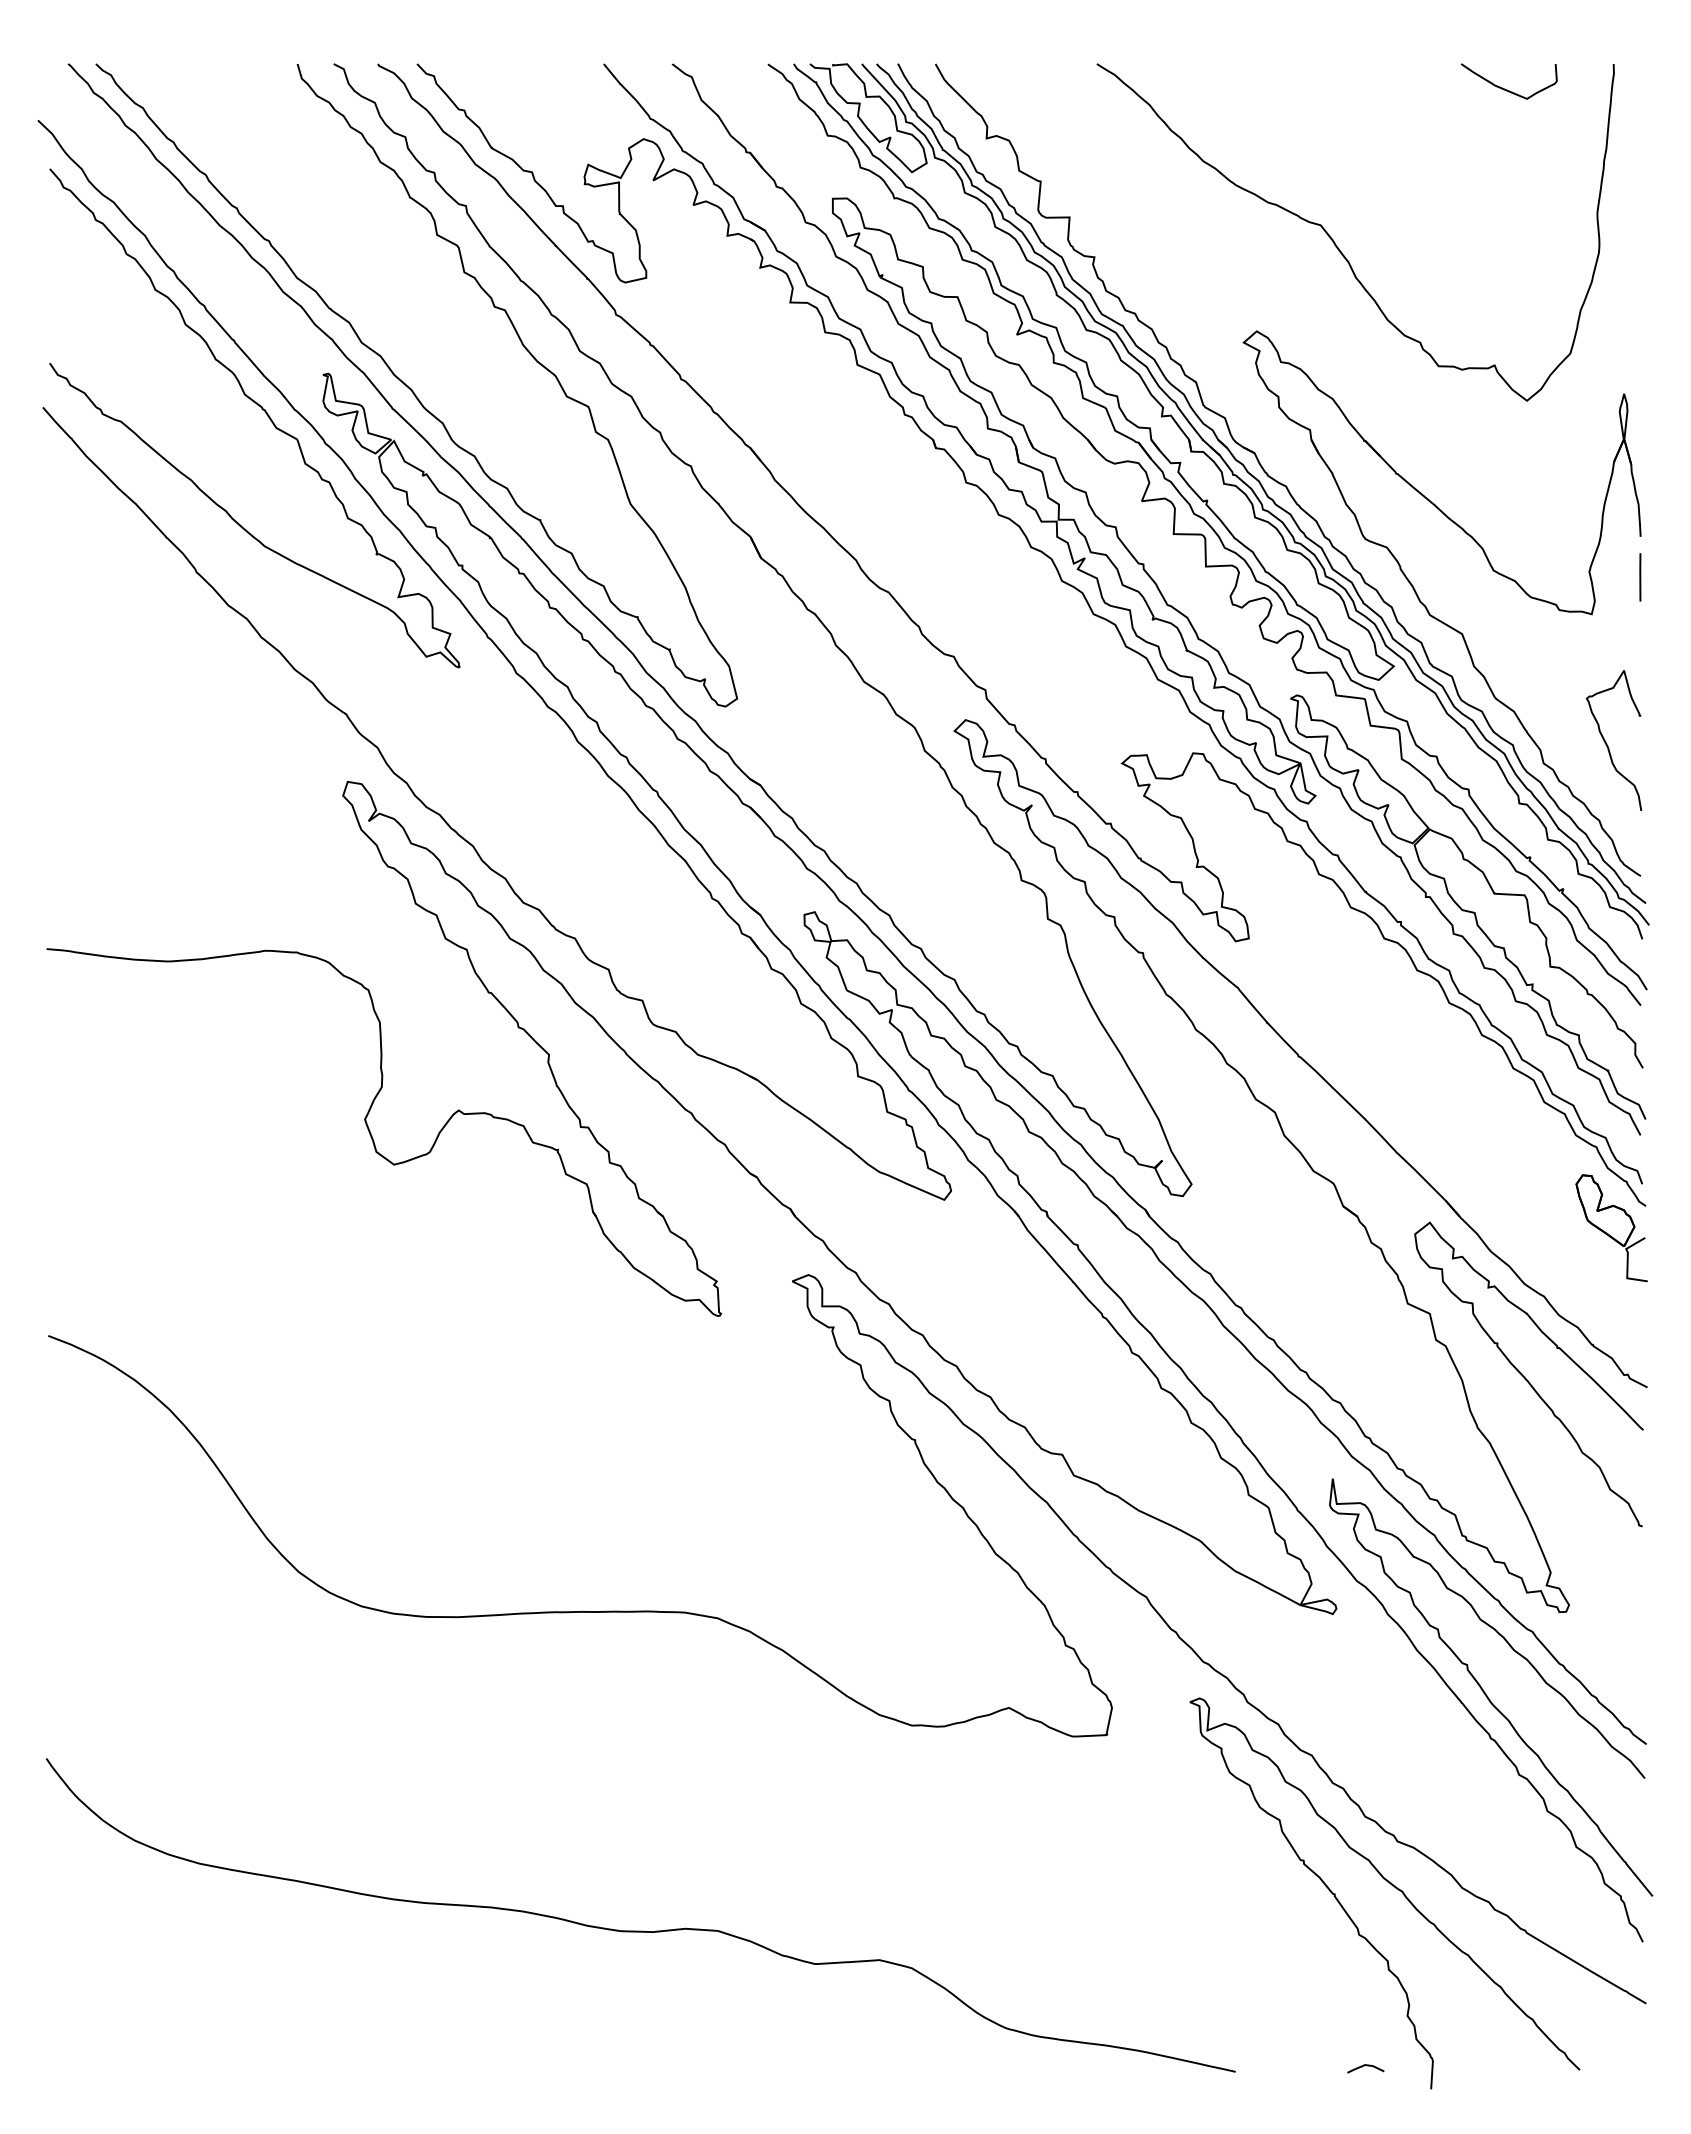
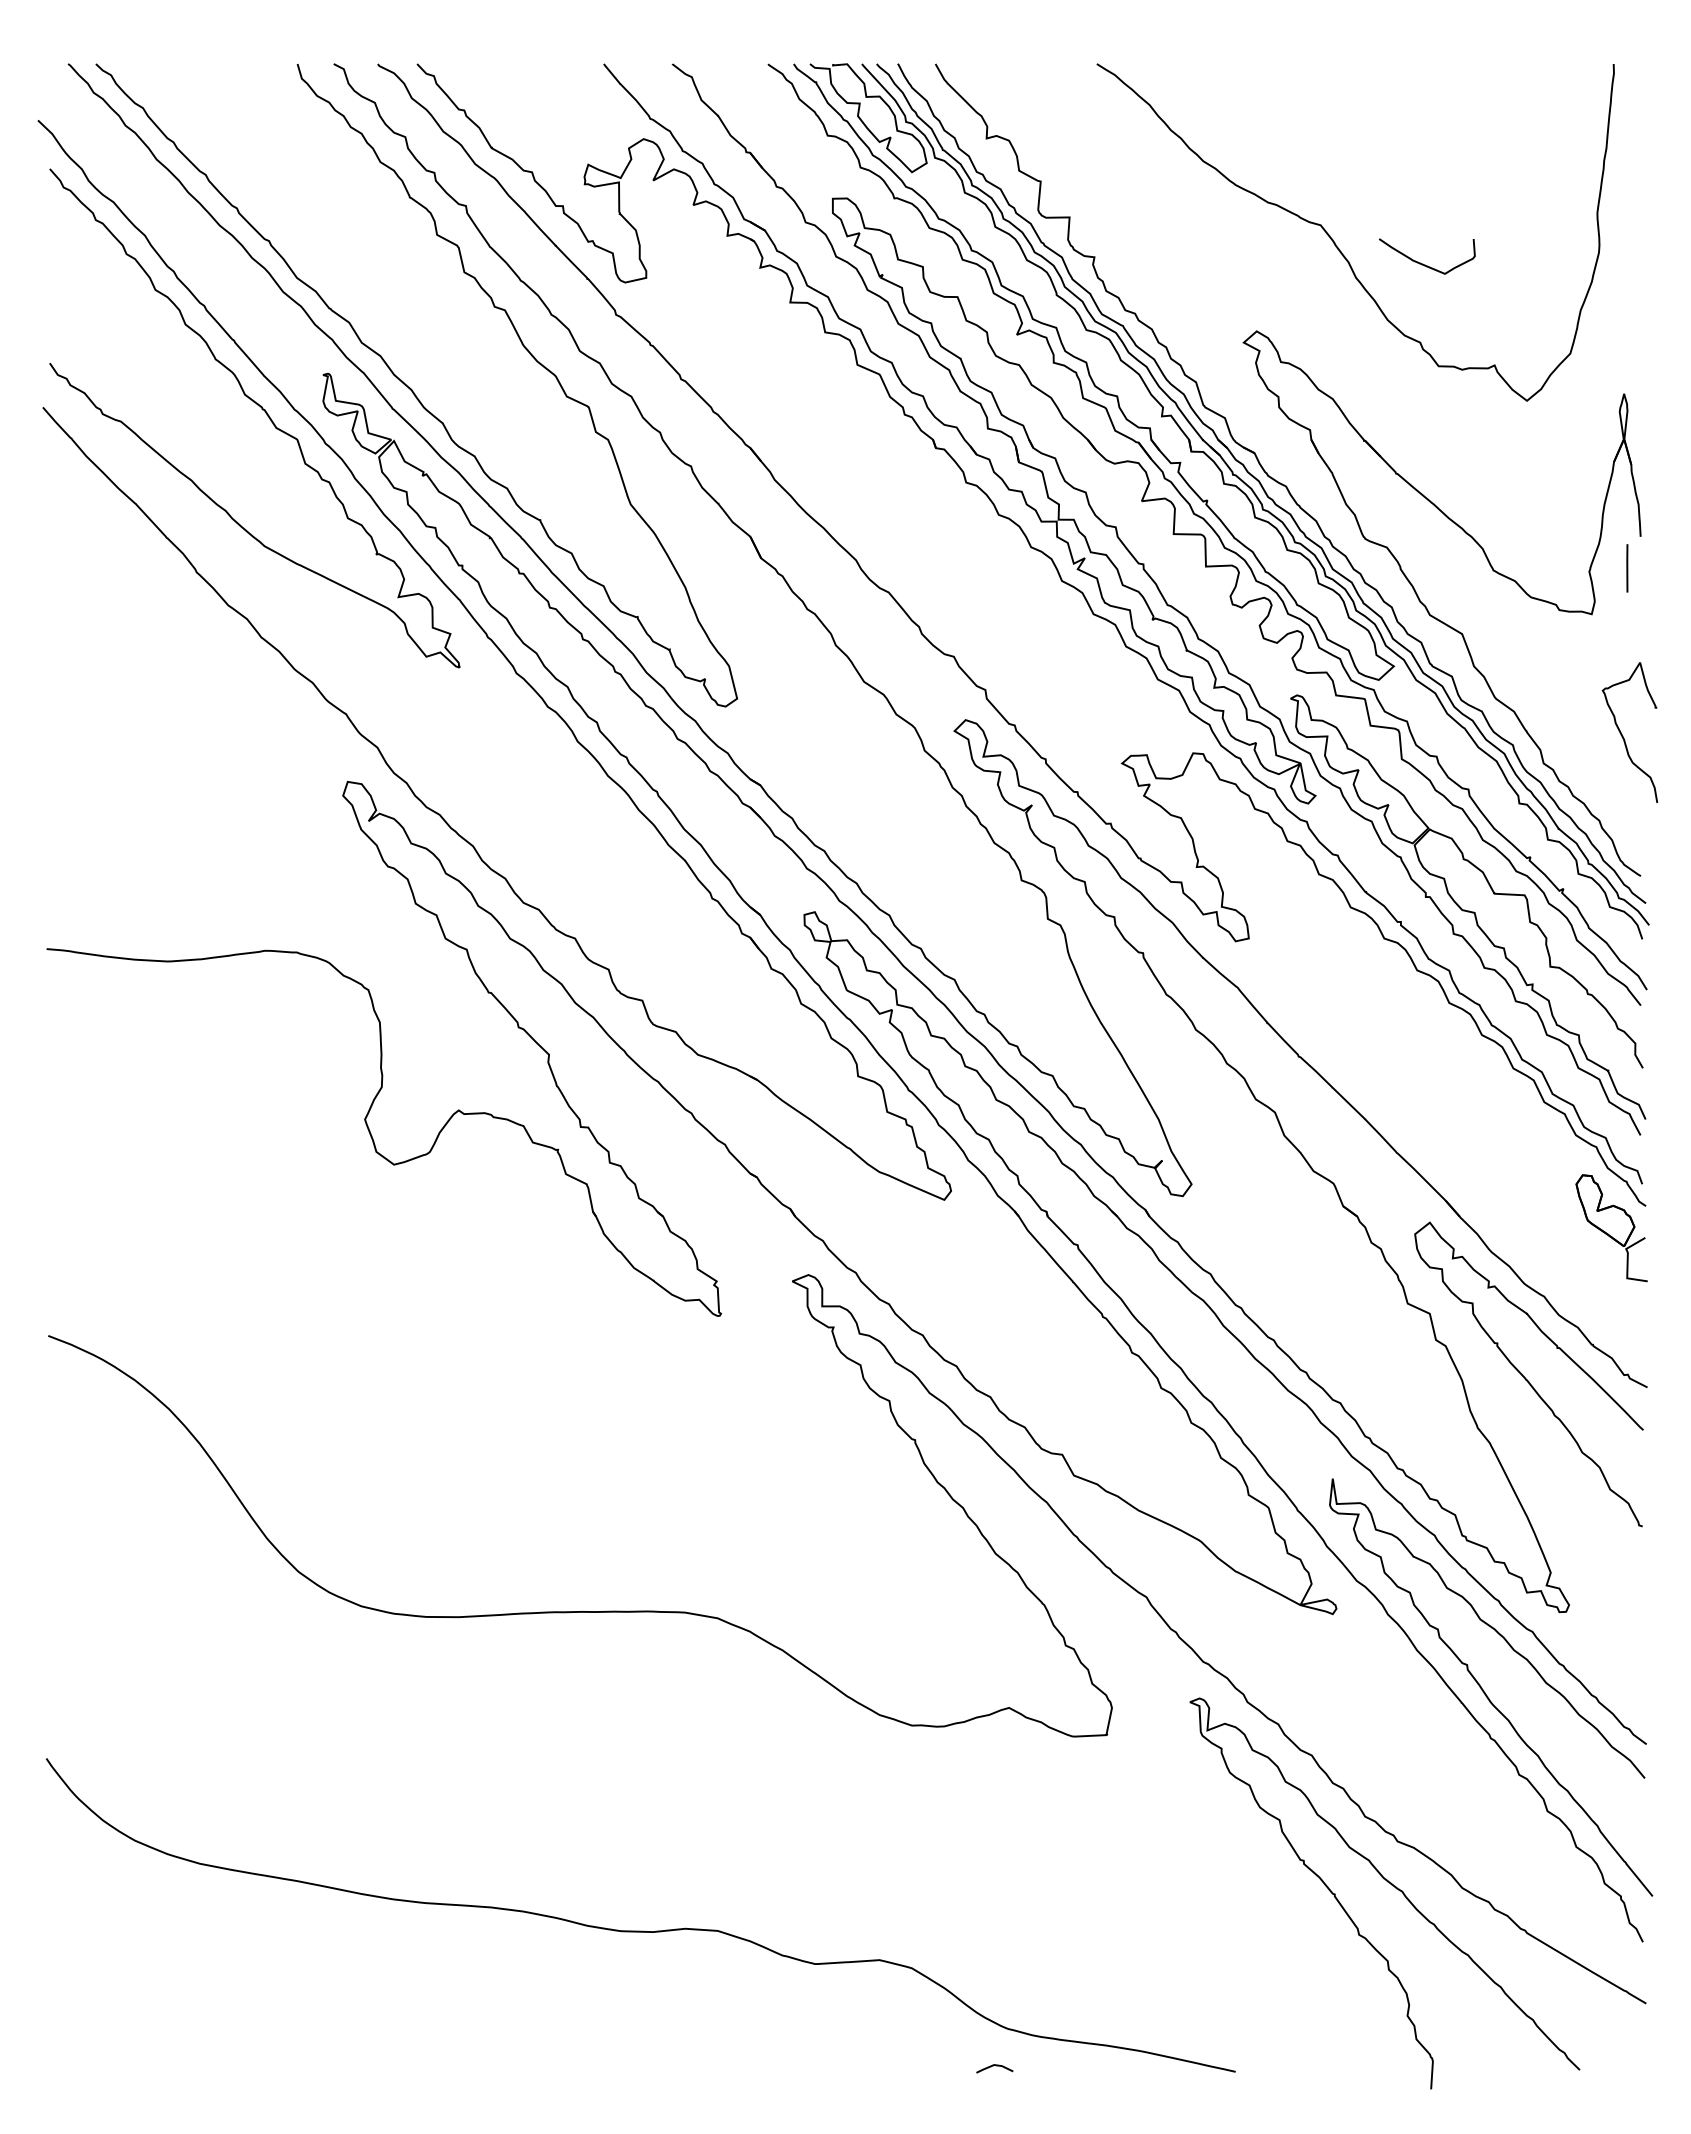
curve position: (1505, 88) -> (1423, 263) (1423, 263)
line position: (1640, 577) -> (1627, 568) (1627, 568)
curve position: (1607, 744) -> (1623, 736) (1623, 736)
line position: (1364, 2066) -> (993, 2066) (993, 2066)
